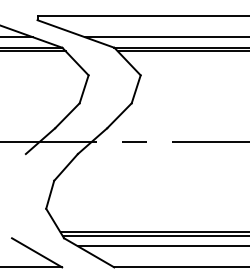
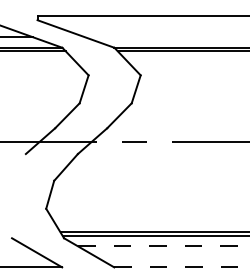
line: present -> none (165, 37)
line: solid -> dashed (164, 246)
line: solid -> dashed (182, 267)
